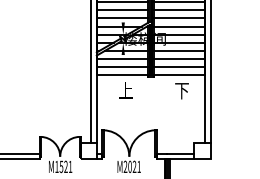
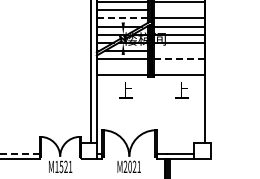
line: present -> none (179, 10)
line: solid -> dashed (122, 18)
line: present -> none (179, 50)
line: solid -> dashed (179, 59)
line: present -> none (122, 67)
line: present -> none (179, 67)
line: present -> none (210, 72)
text: 下 -> 上 (181, 90)
line: solid -> dashed (20, 154)
